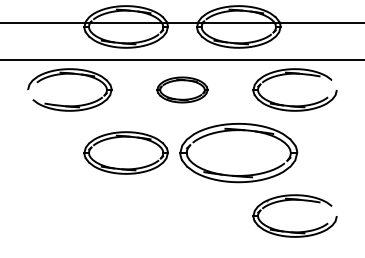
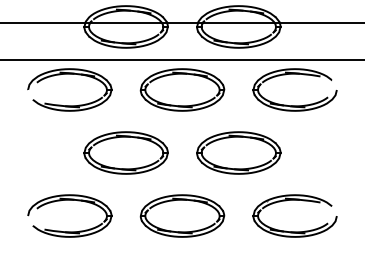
part size: 53x28 px -> 87x44 px (182, 89)
part size: 120x62 px -> 86x44 px (238, 152)
part: none -> present (69, 200)
part: none -> present (182, 215)
